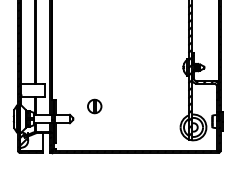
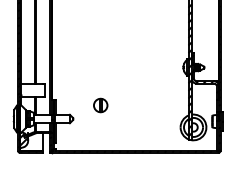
part position: (94, 106) -> (100, 105) (100, 105)
